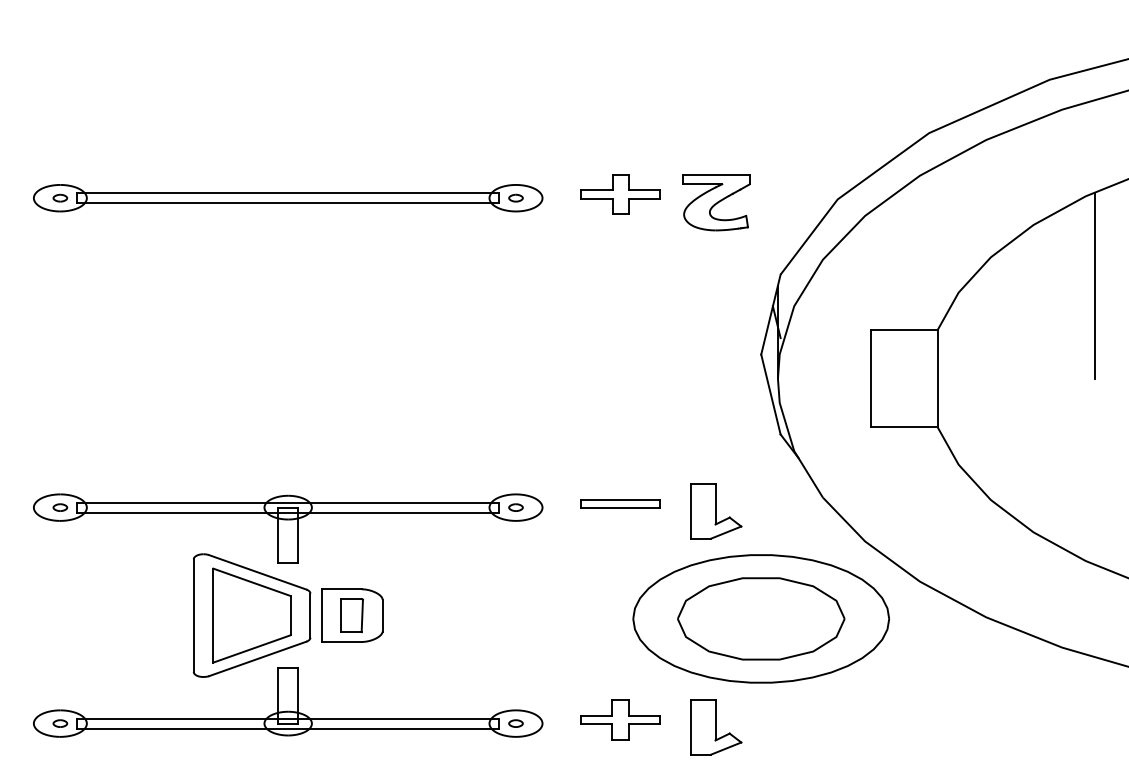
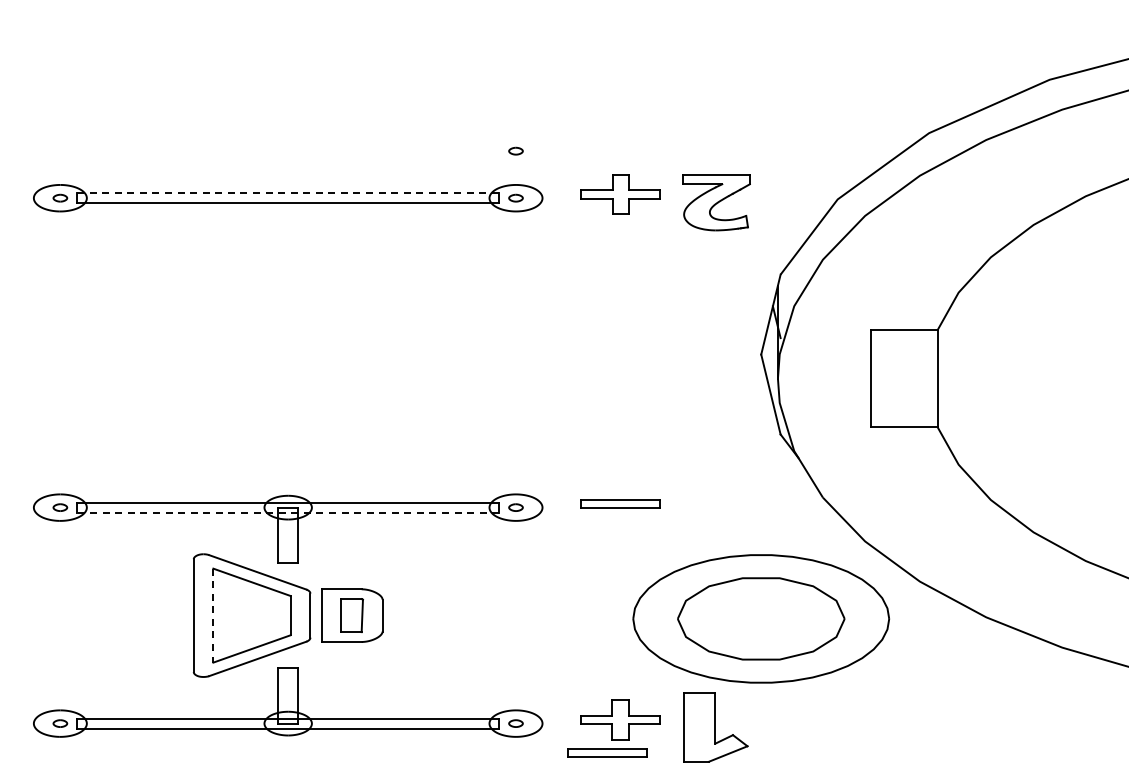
part: none -> present (515, 150)
line: solid -> dashed (288, 193)
line: present -> none (1095, 285)
part: present -> none (716, 511)
line: solid -> dashed (287, 512)
line: solid -> dashed (213, 615)
part size: 53x57 px -> 66x71 px (715, 727)
part: none -> present (607, 752)
